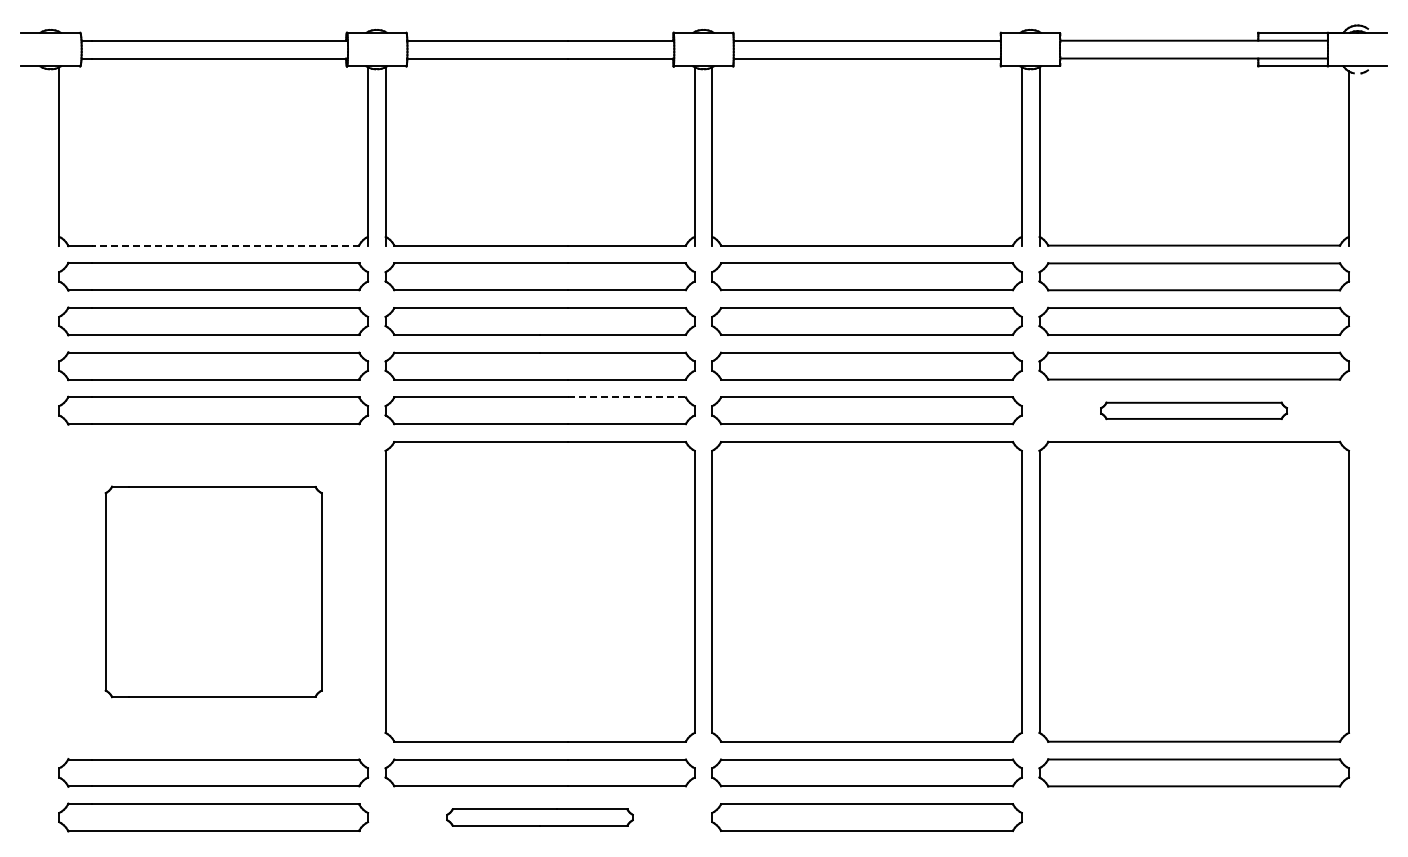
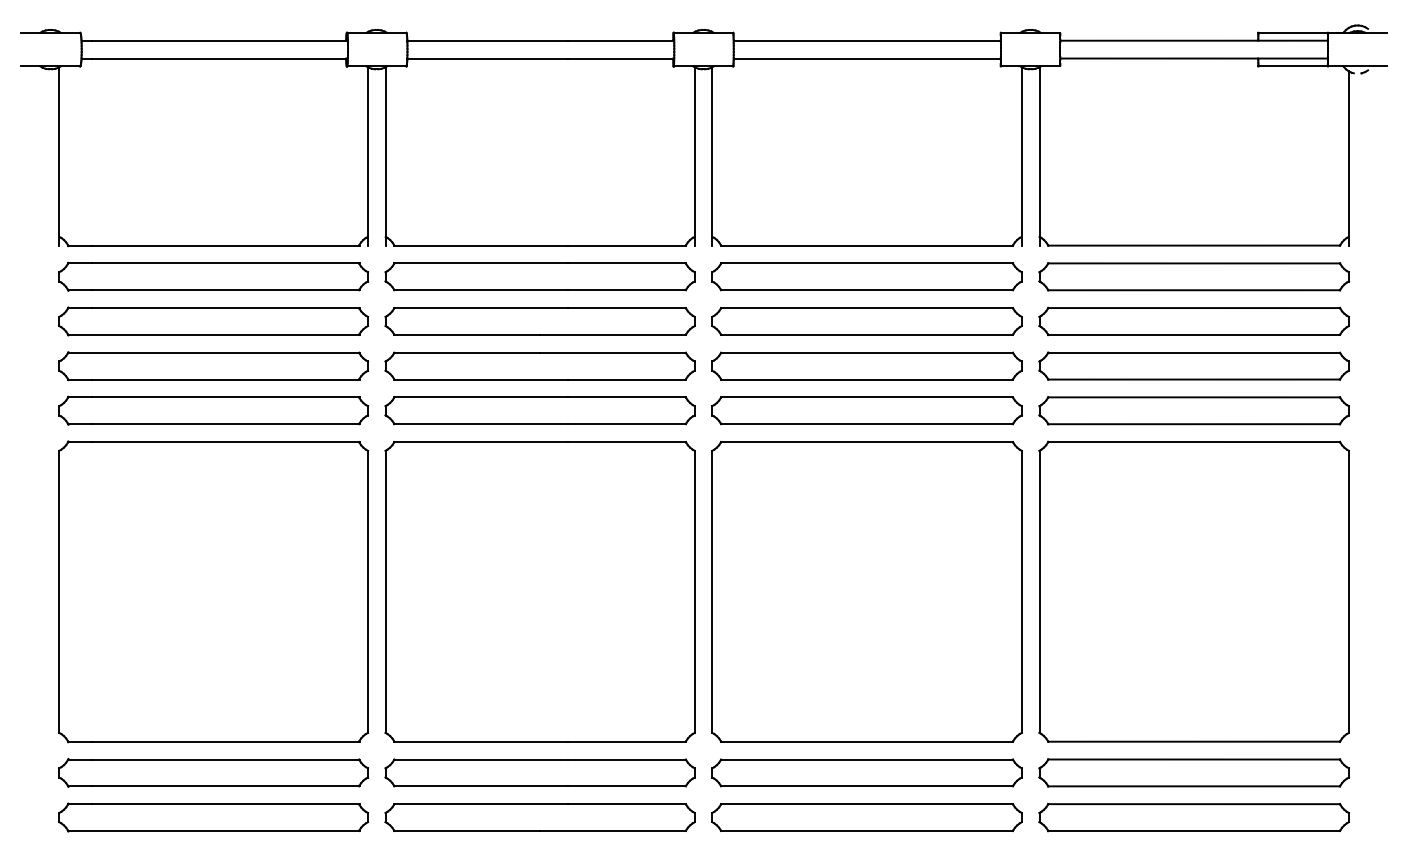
line: dashed -> solid (225, 245)
line: dashed -> solid (627, 397)
part size: 188x20 px -> 312x30 px (1193, 410)
part size: 219x214 px -> 312x304 px (213, 591)
part size: 188x19 px -> 312x29 px (539, 817)
part: none -> present (1193, 817)
